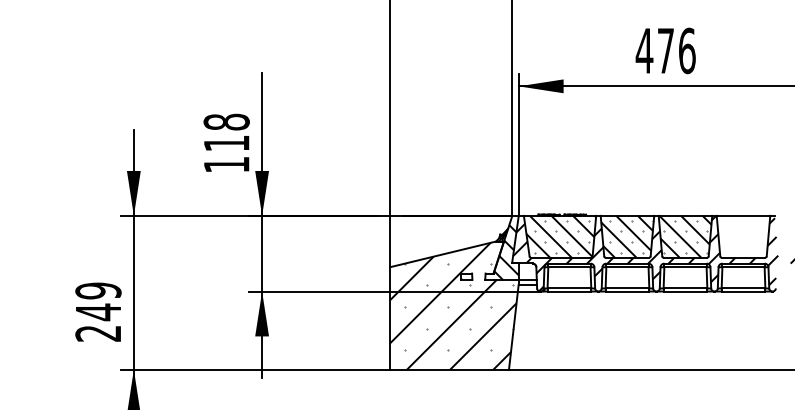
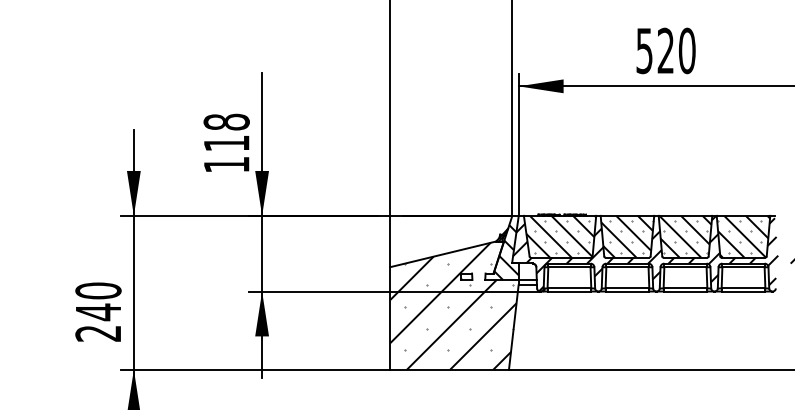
text: 476 -> 520 (665, 50)
hatch: none -> present (744, 236)
text: 249 -> 240 (98, 290)
